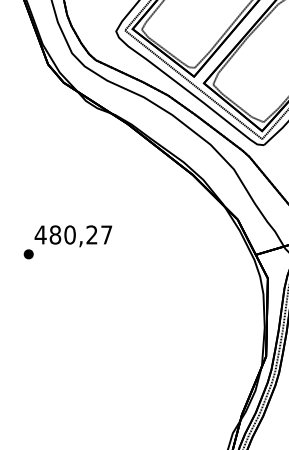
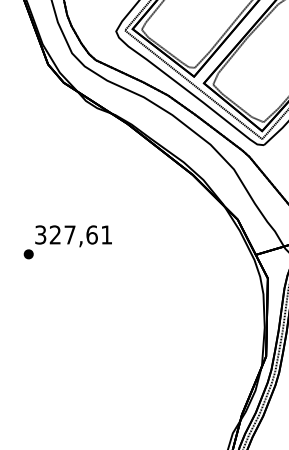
text: 480,27 -> 327,61 (73, 234)
